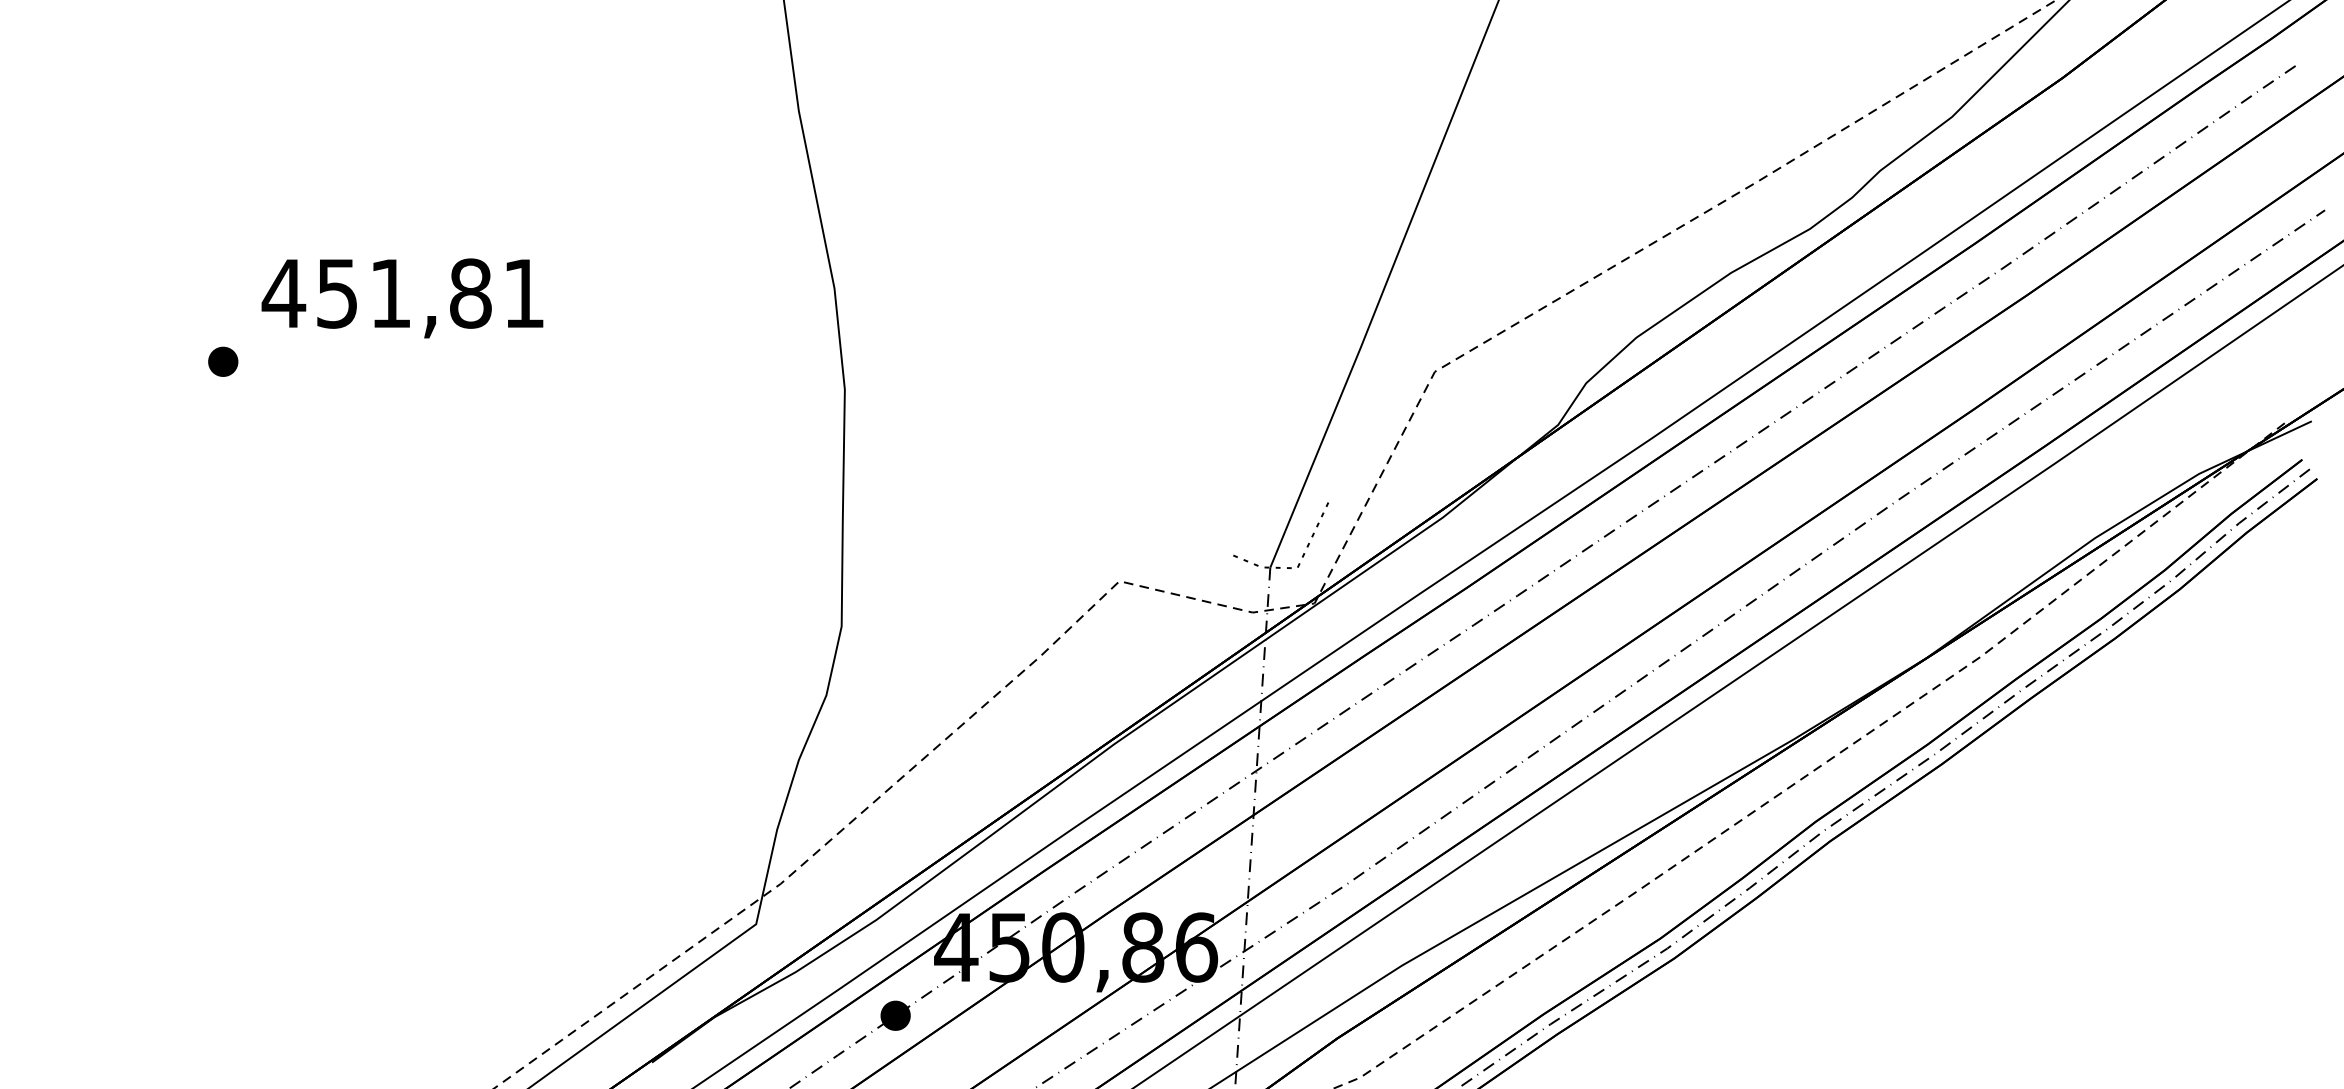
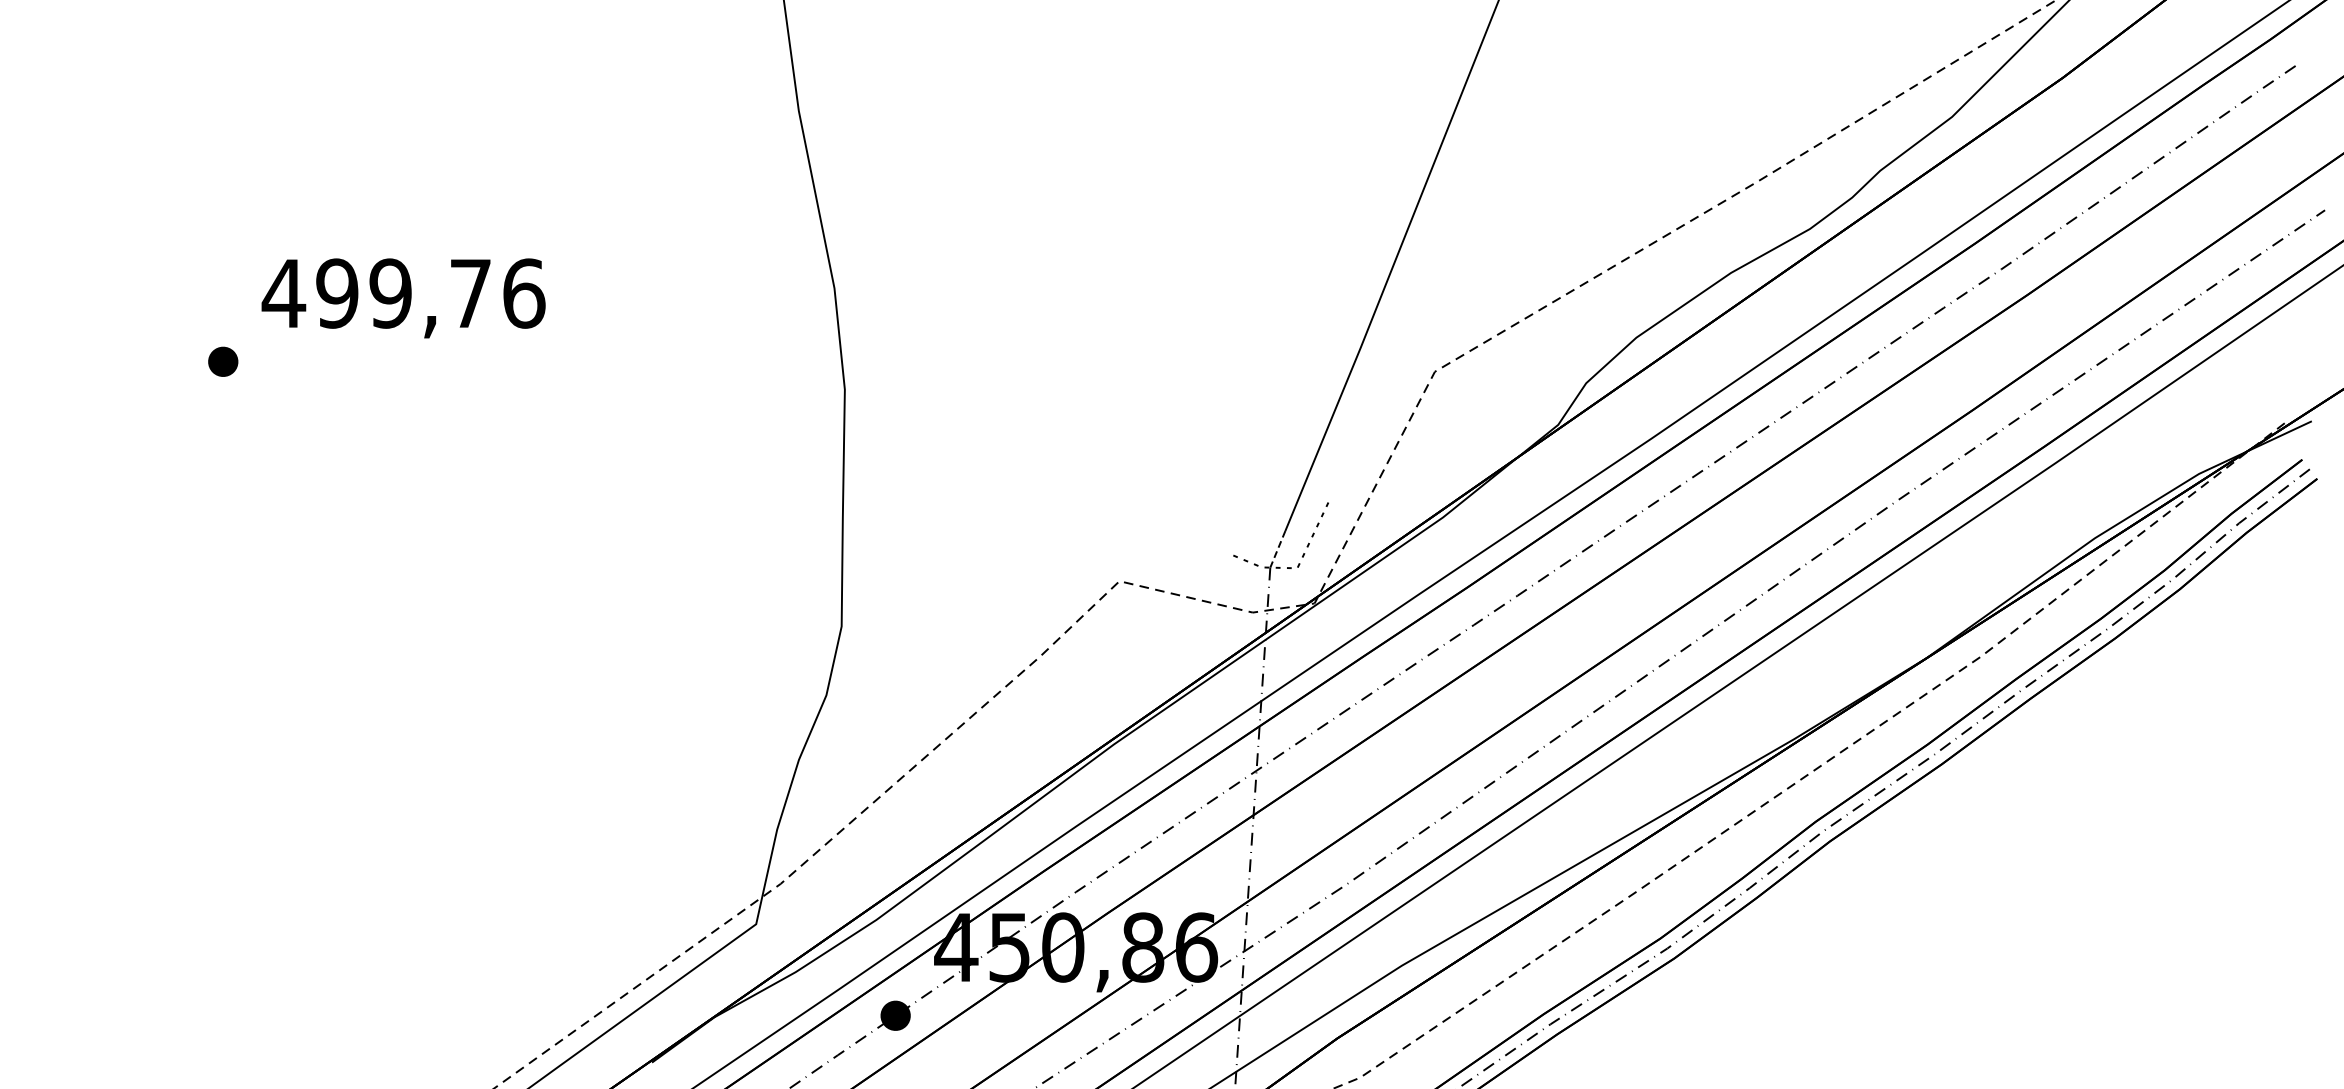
text: 451,81 -> 499,76 (430, 293)
line: solid -> dashed (1277, 549)
